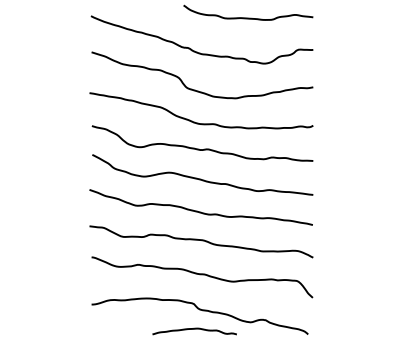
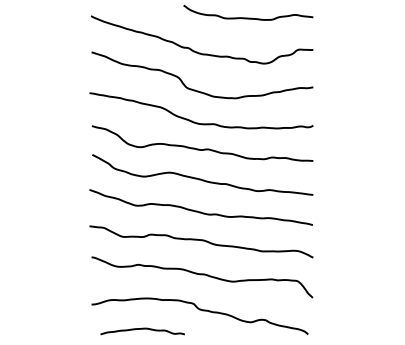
curve position: (194, 329) -> (142, 329) (142, 329)
